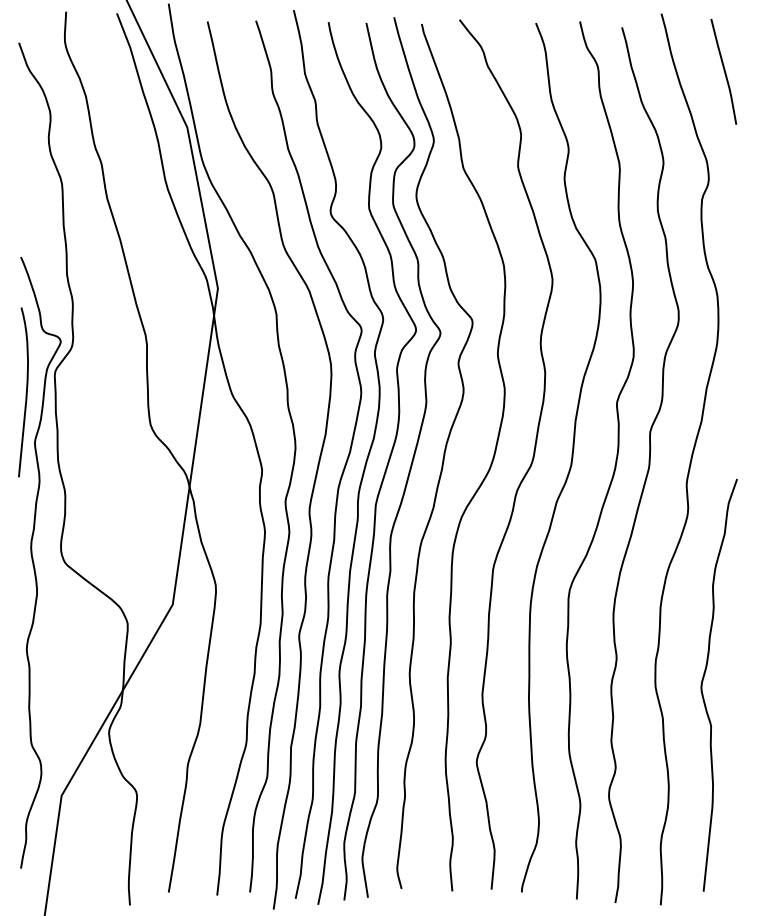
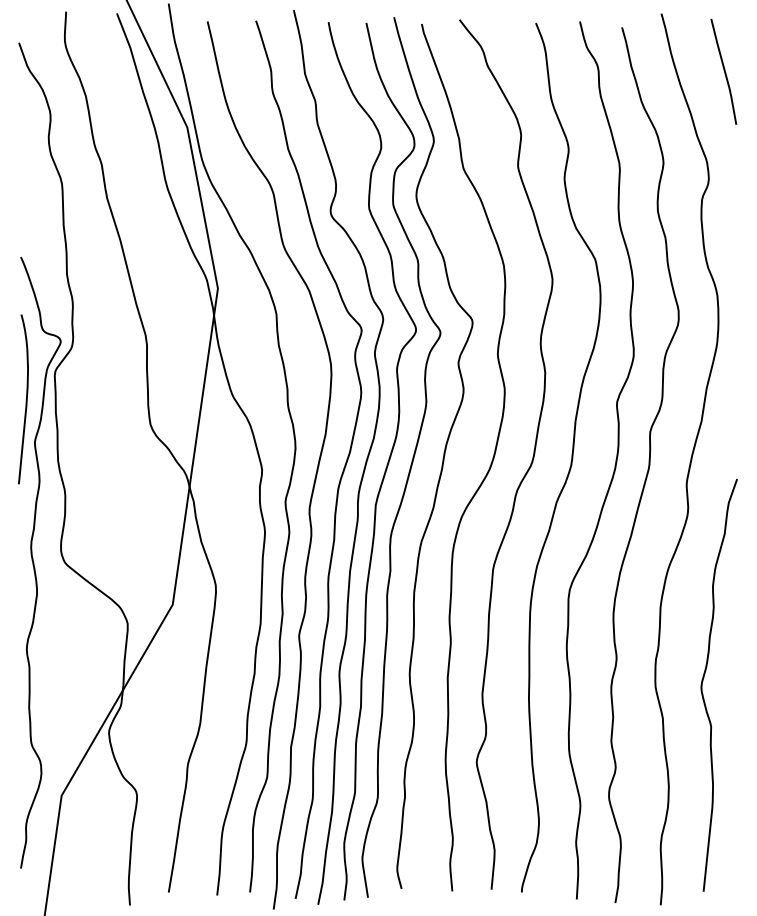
curve position: (25, 392) -> (25, 399) (25, 399)
